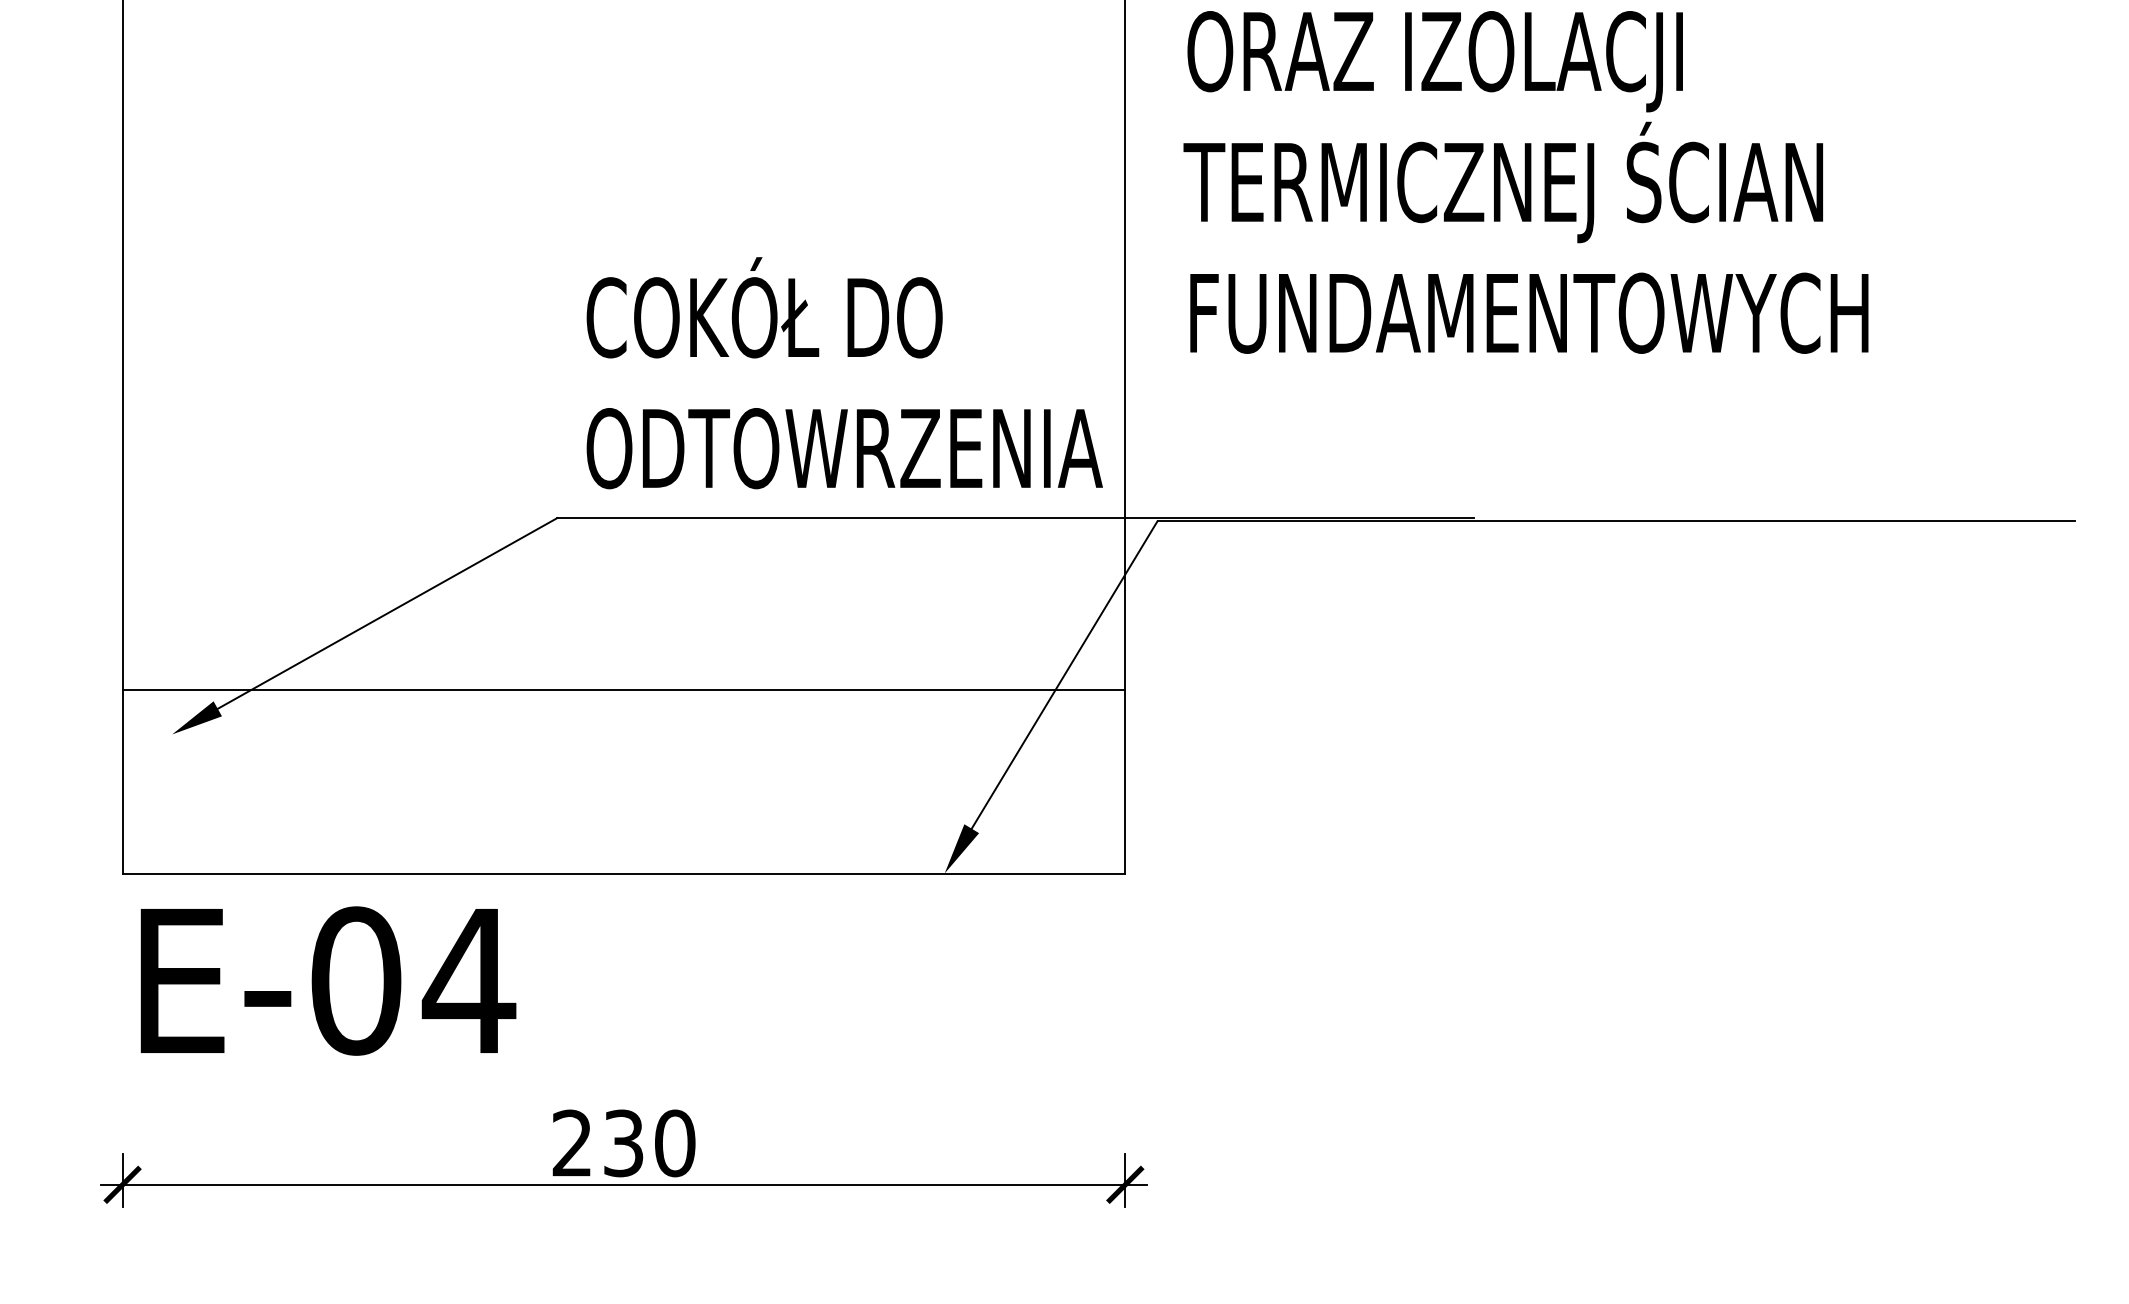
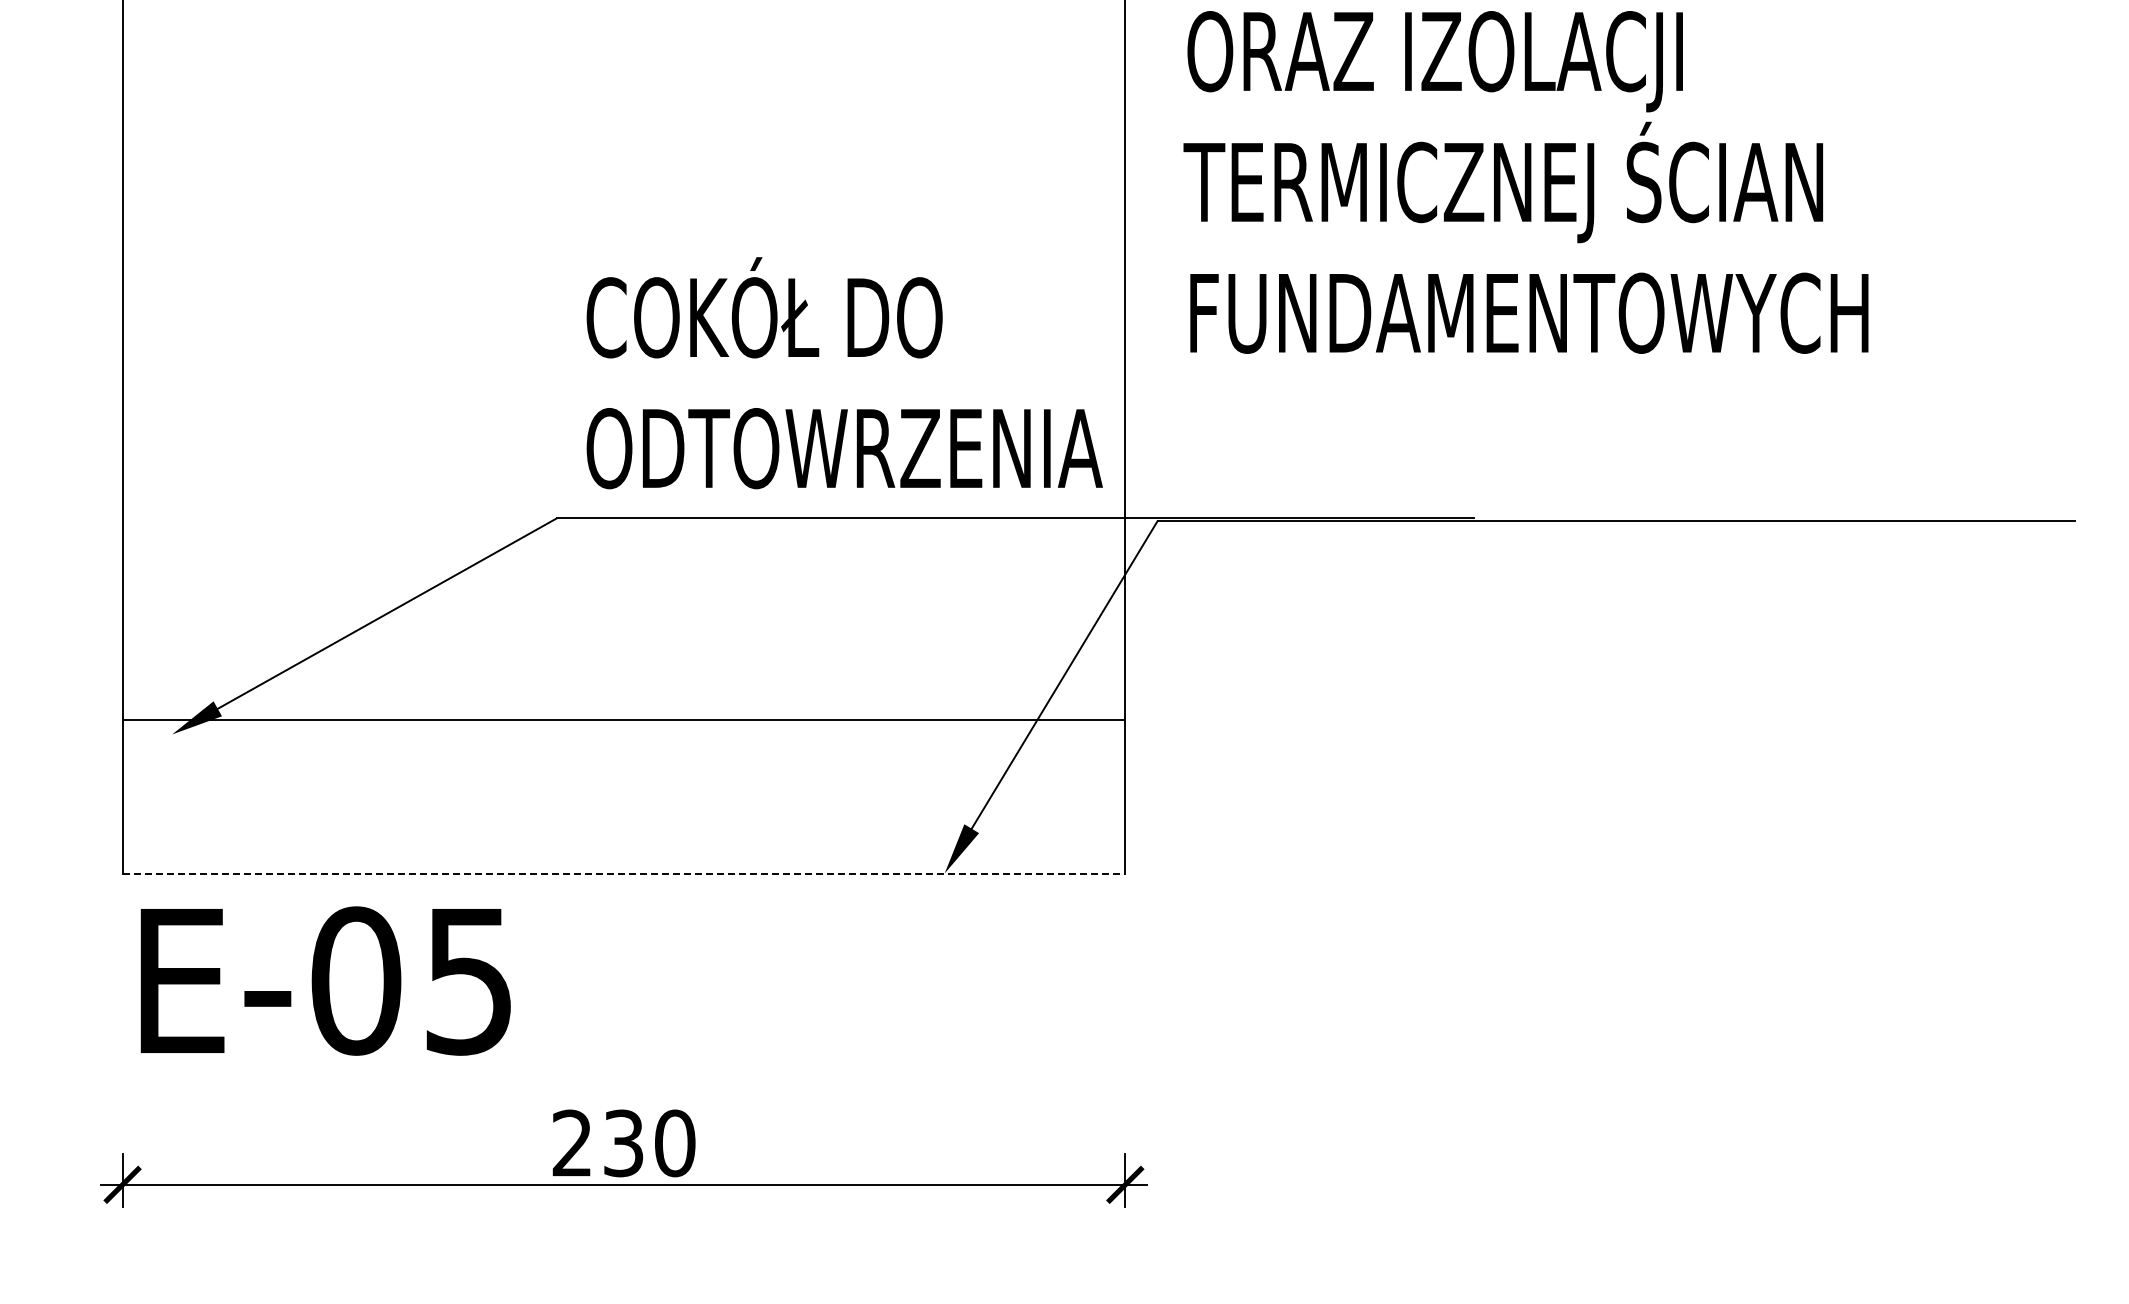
line position: (623, 690) -> (623, 720) (623, 720)
line: solid -> dashed (624, 873)
text: E-04 -> E-05 (468, 982)
